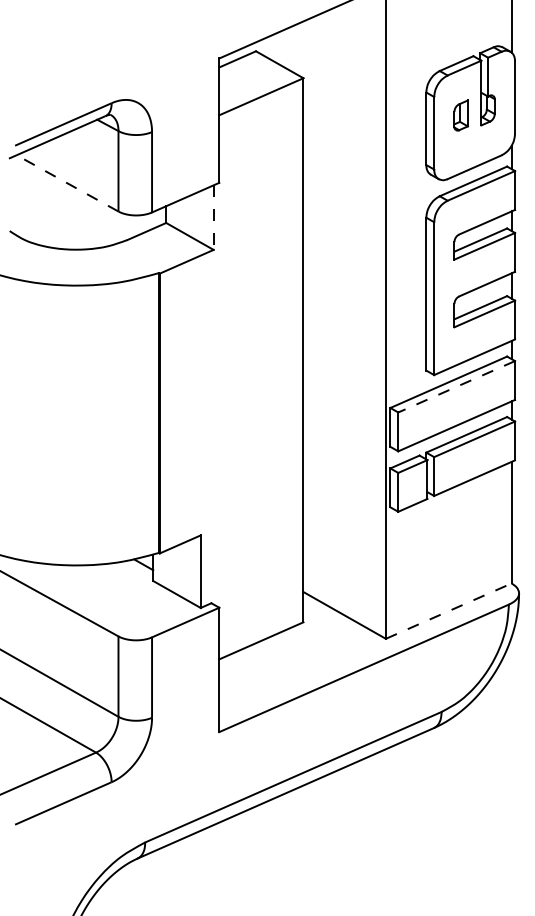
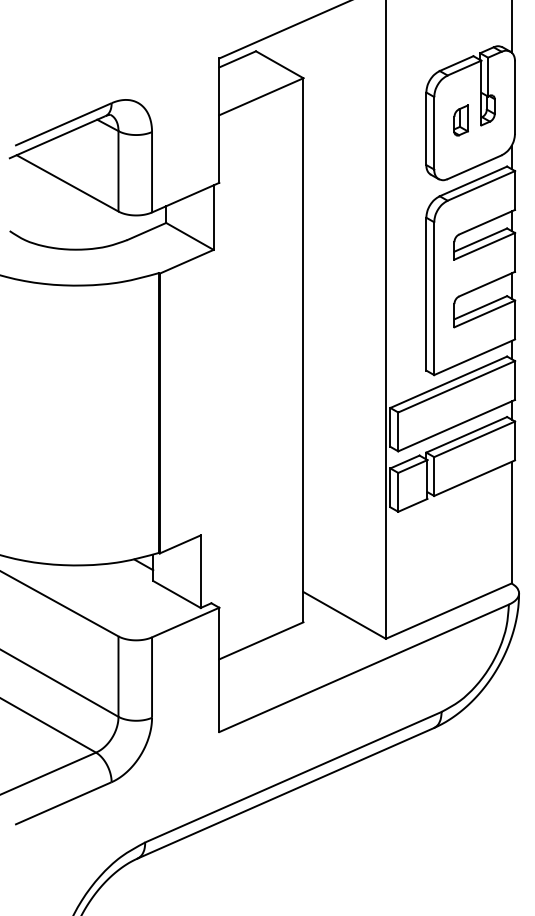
part position: (460, 115) -> (460, 120) (460, 120)
line: dashed -> solid (67, 183)
line: dashed -> solid (213, 218)
line: dashed -> solid (456, 386)
line: dashed -> solid (448, 611)
